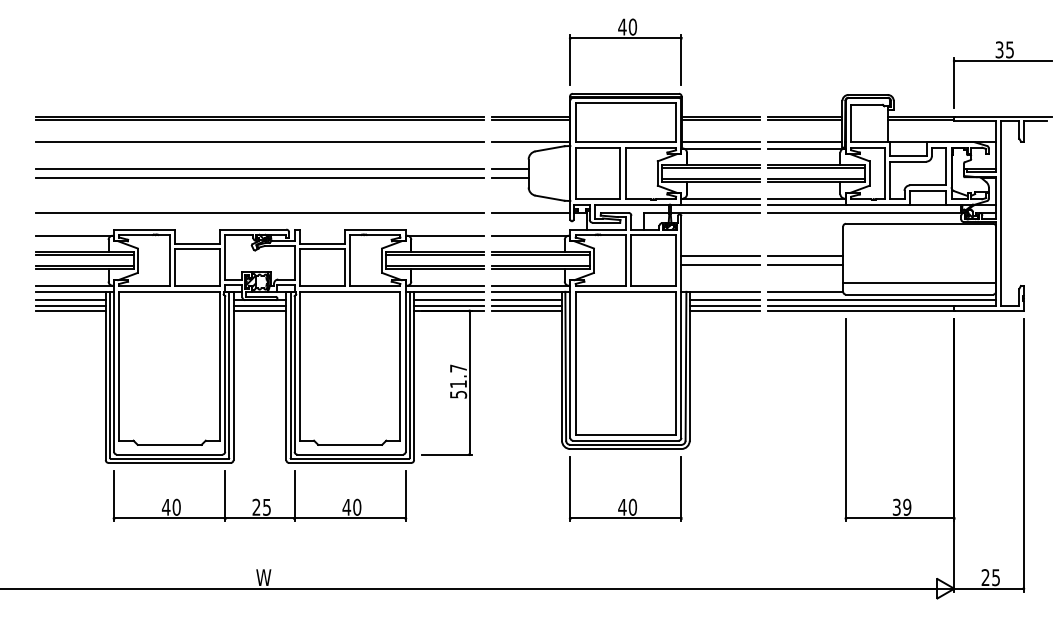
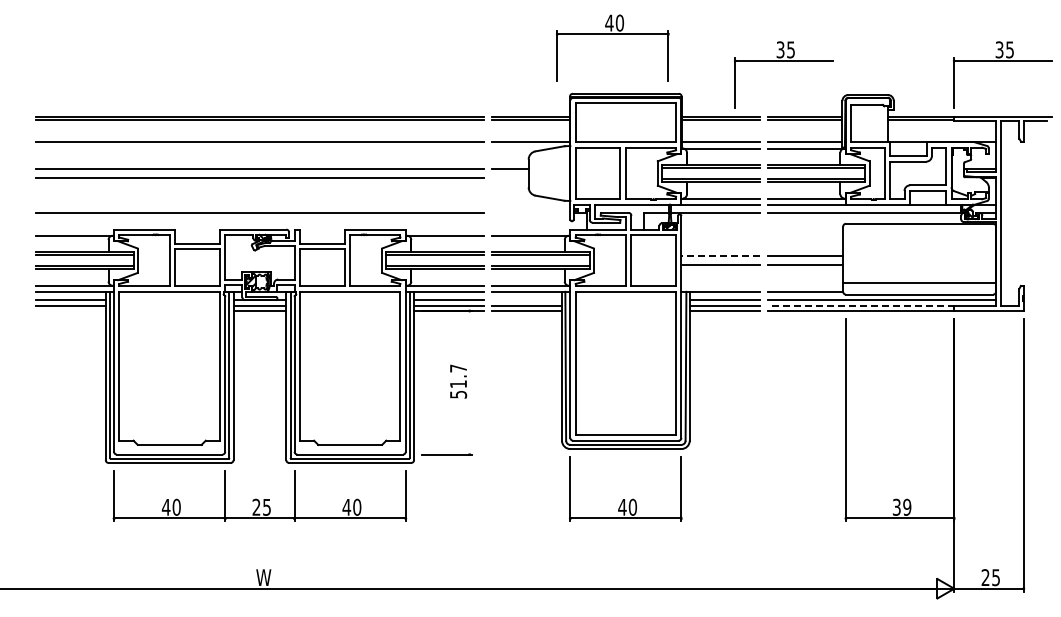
part position: (625, 38) -> (612, 34) (612, 34)
part: none -> present (783, 61)
line: present -> none (510, 178)
line: present -> none (531, 212)
line: solid -> dashed (719, 256)
line: present -> none (526, 300)
line: solid -> dashed (861, 306)
line: present -> none (70, 311)
line: present -> none (469, 382)
